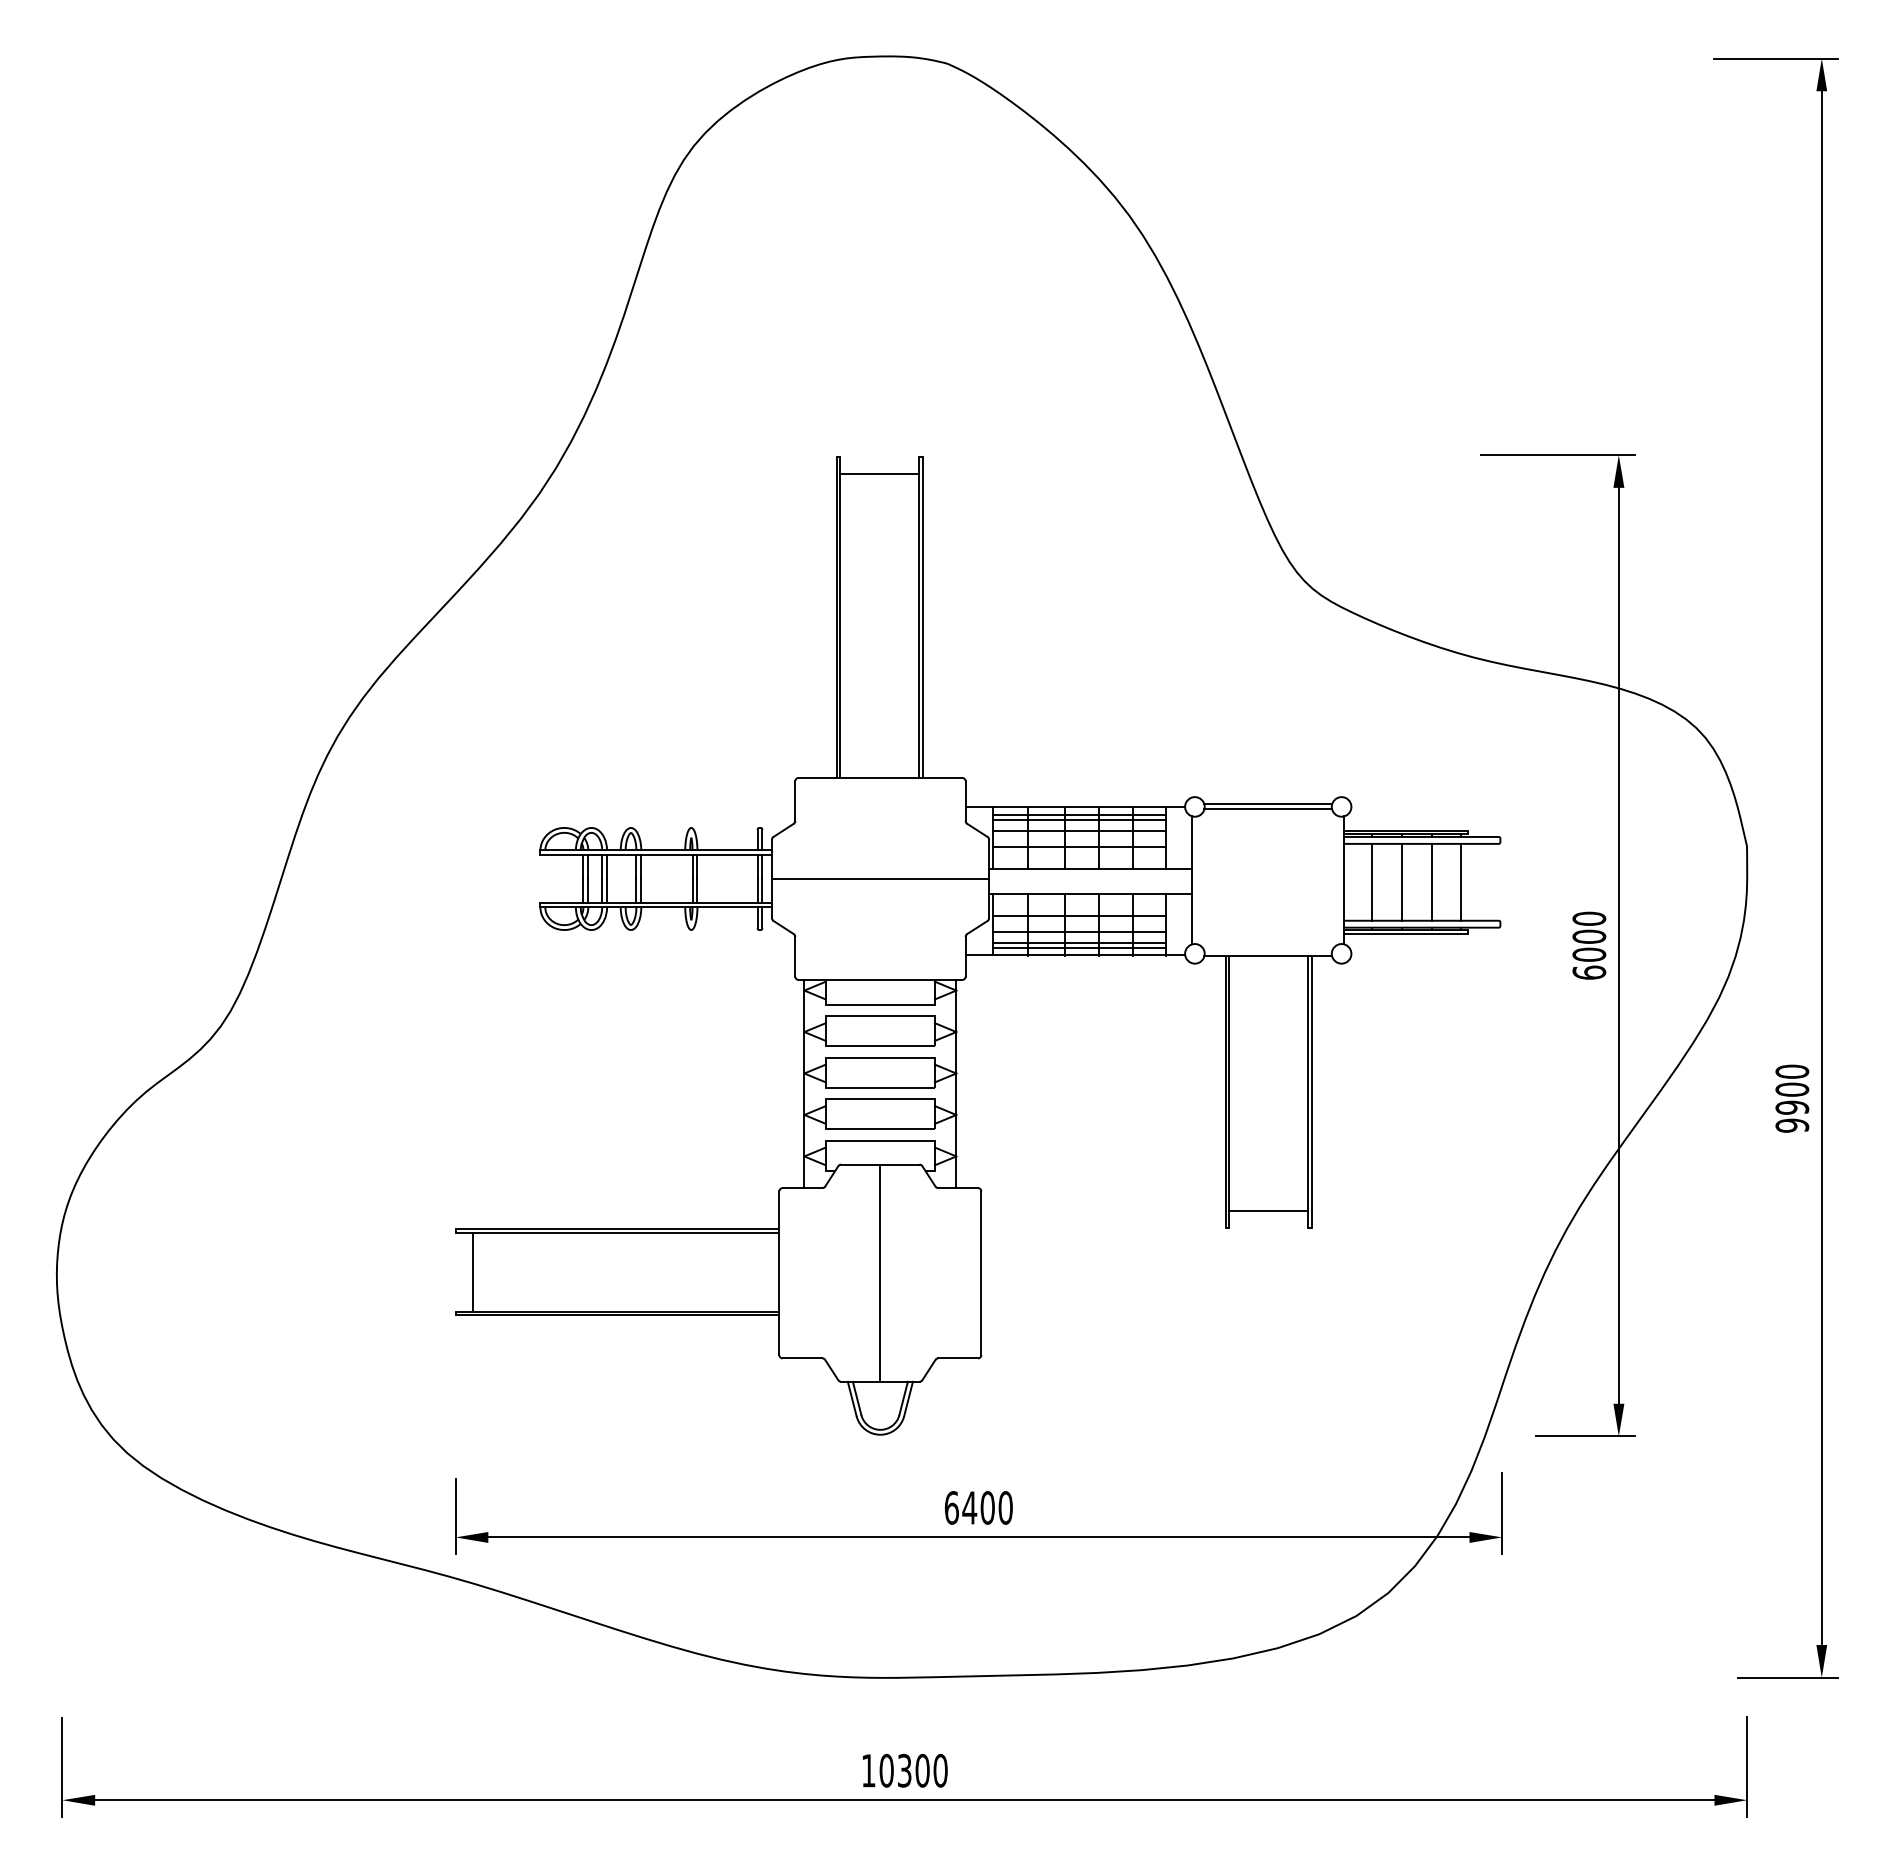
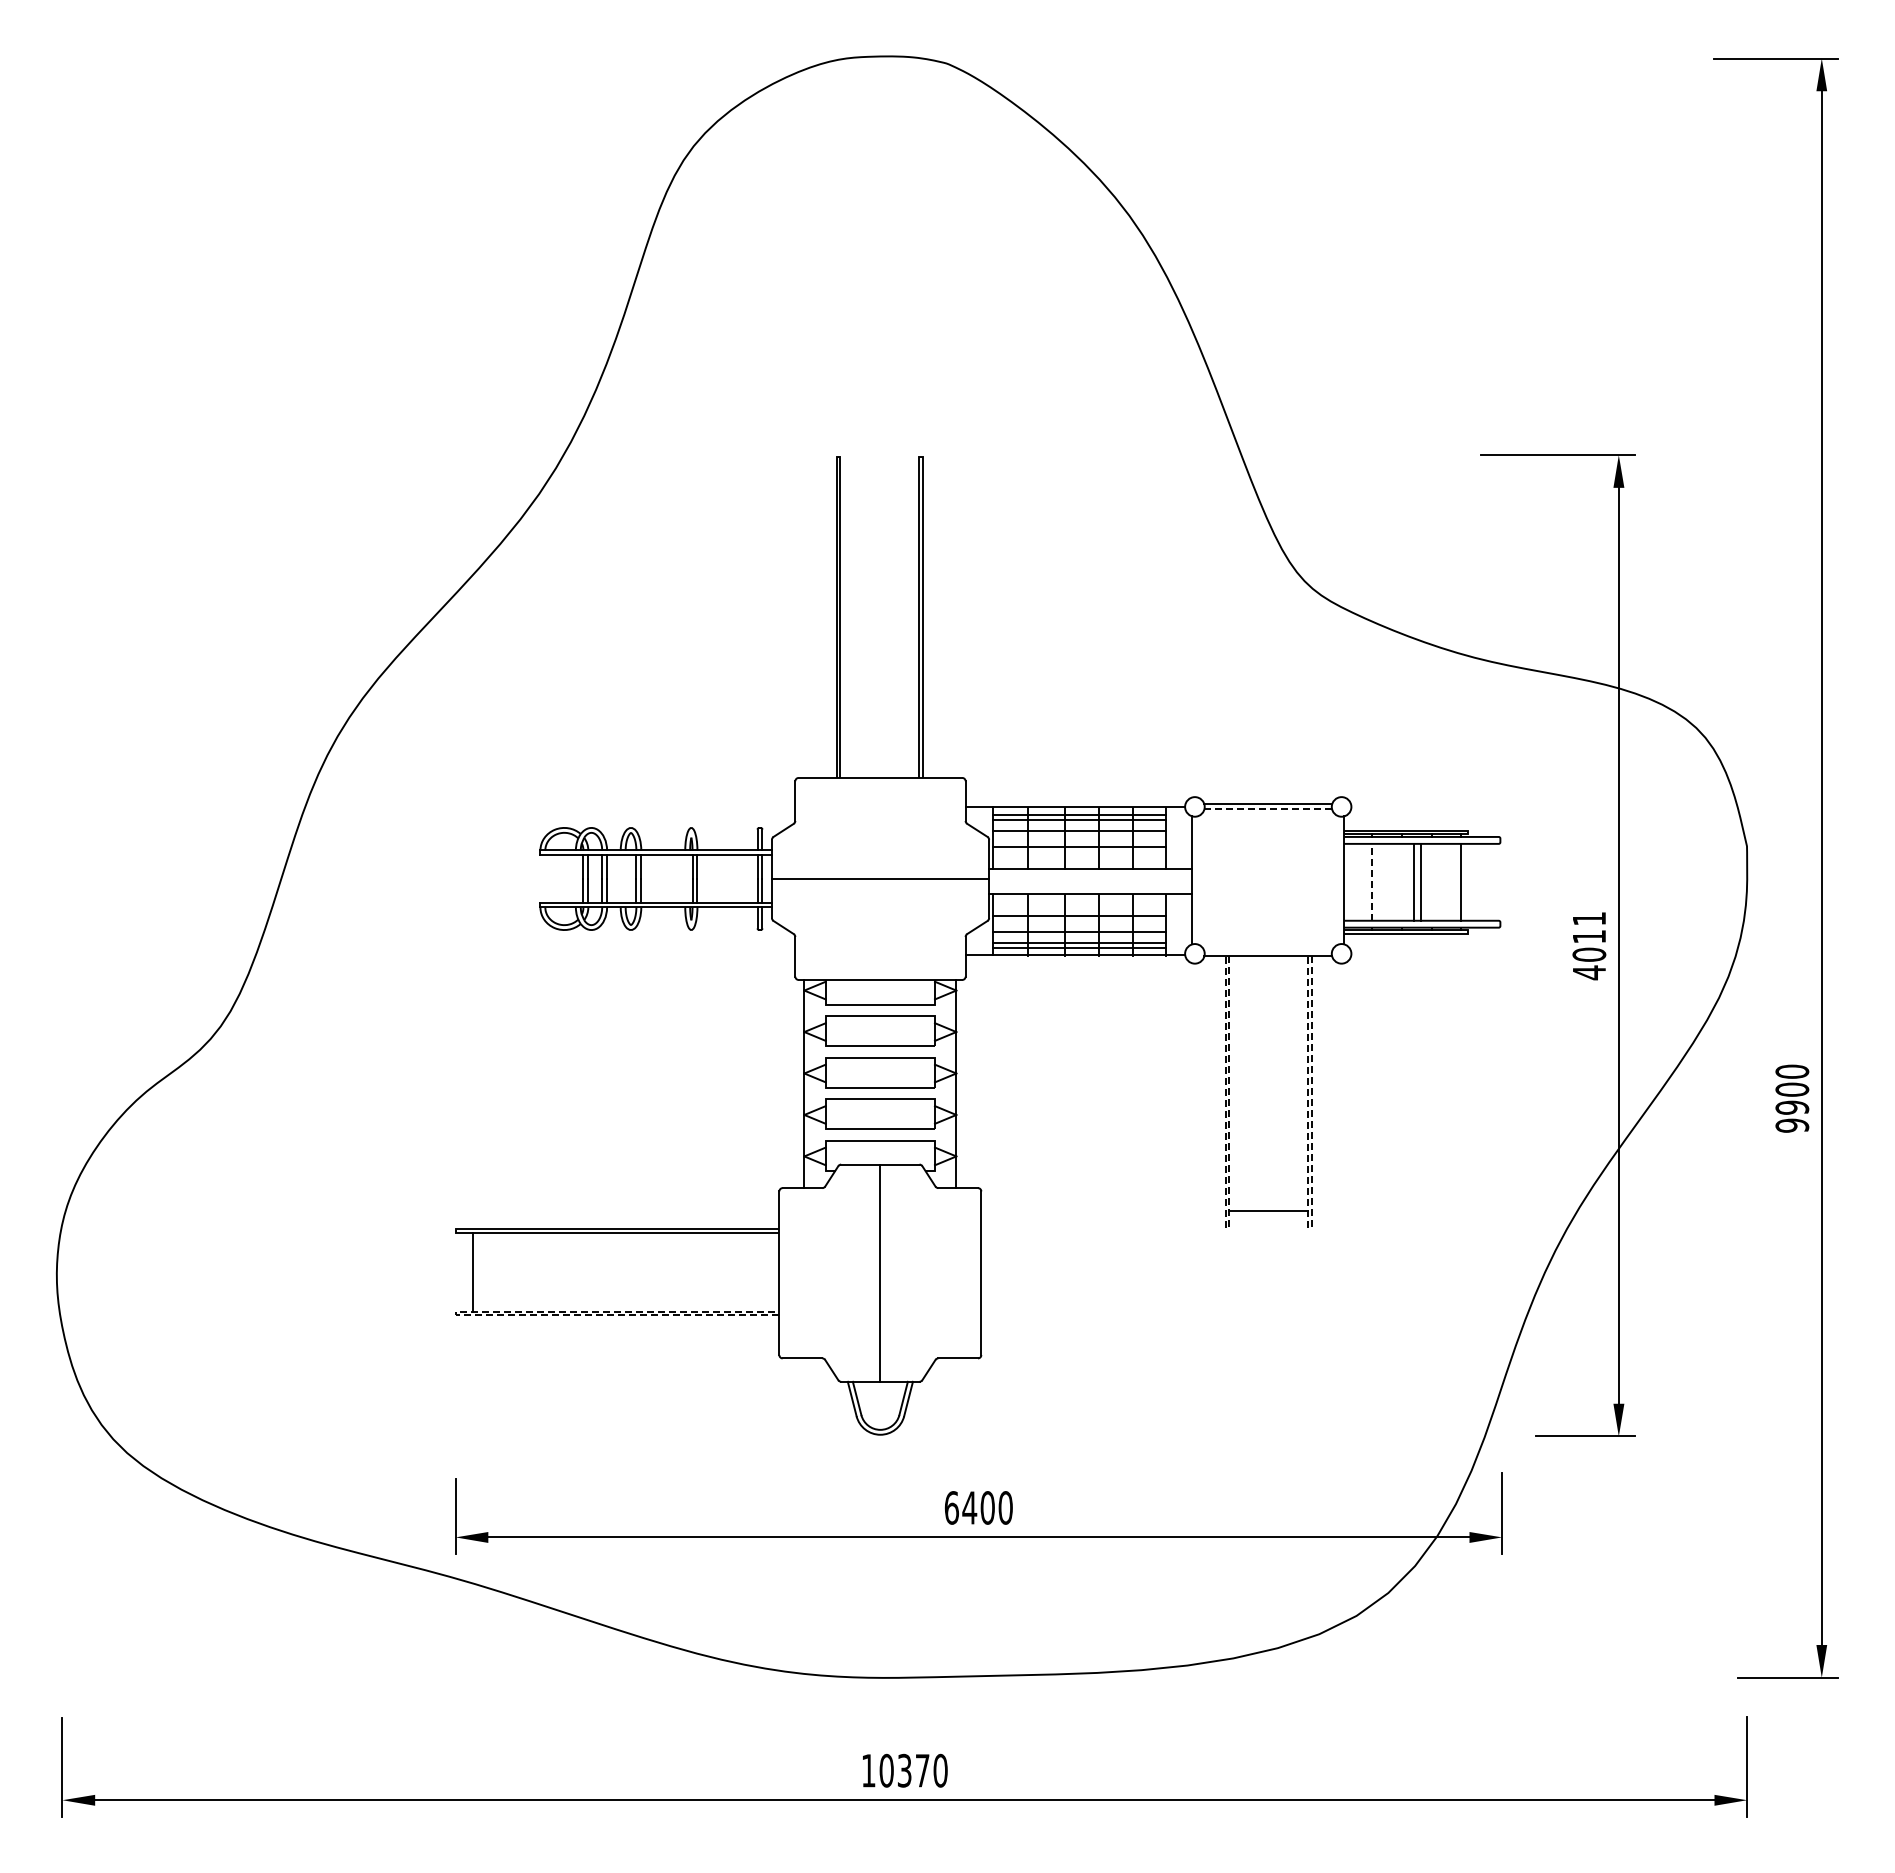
line: present -> none (879, 473)
line: solid -> dashed (1268, 809)
line: solid -> dashed (1372, 881)
line position: (1401, 881) -> (1413, 881) (1413, 881)
line position: (1431, 881) -> (1420, 881) (1420, 881)
text: 6000 -> 4011 (1589, 945)
line: solid -> dashed (1227, 1228)
line: solid -> dashed (1309, 1228)
line: solid -> dashed (456, 1313)
text: 10300 -> 10370 (922, 1770)
